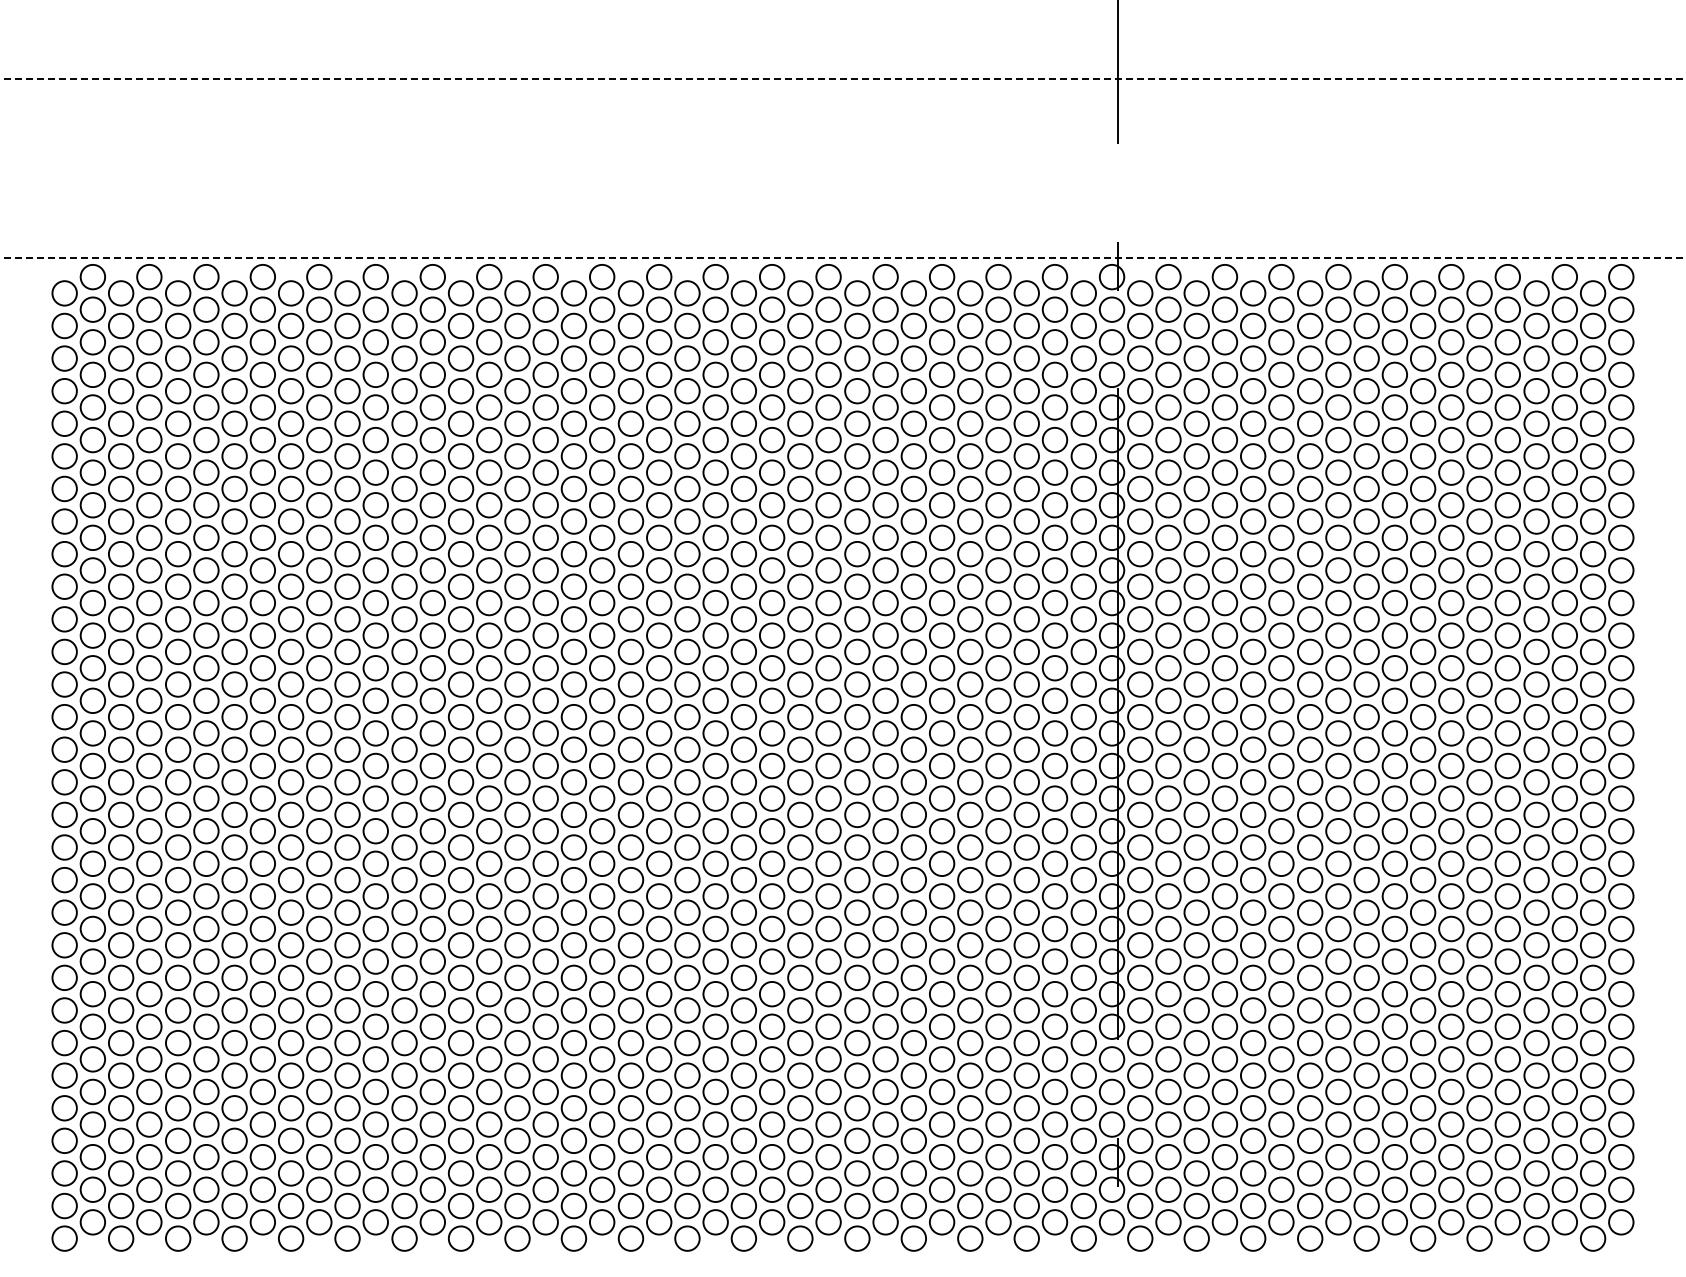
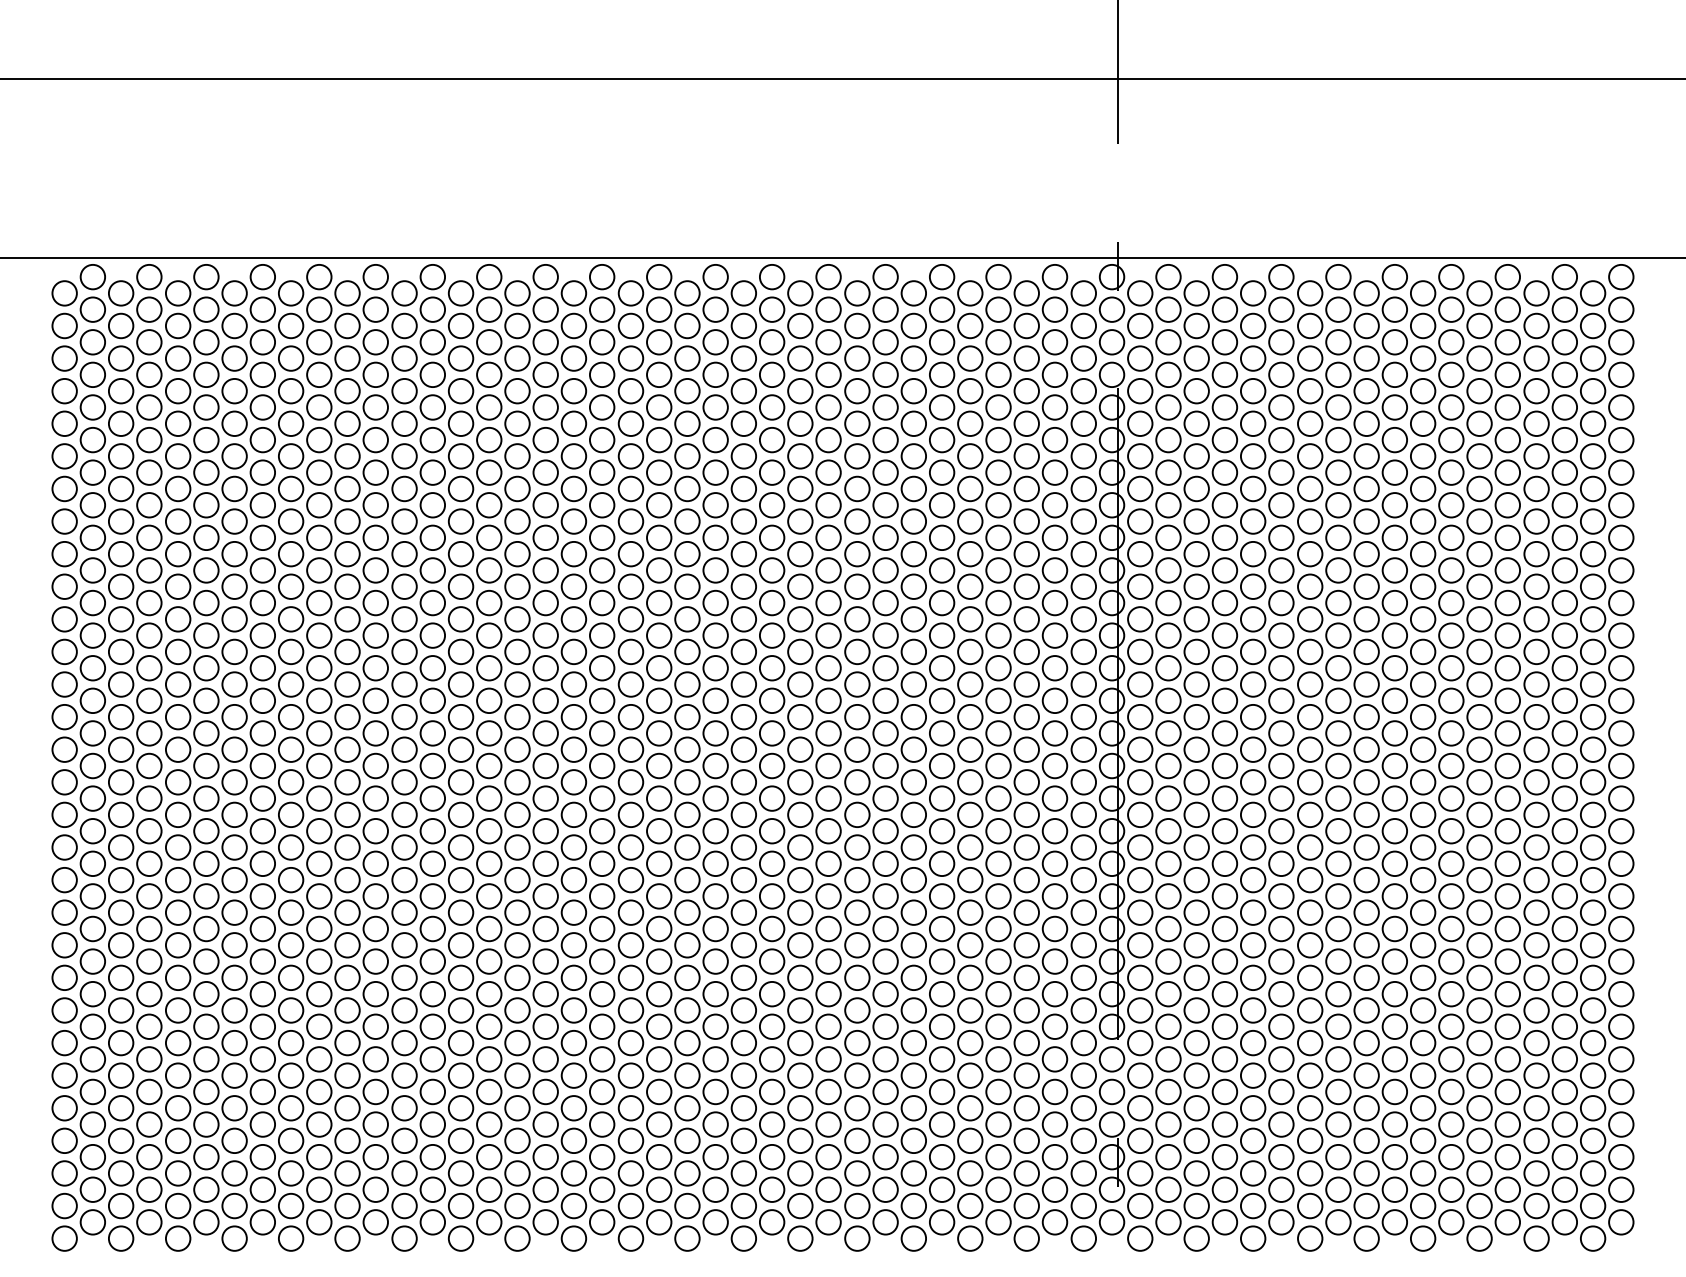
line: dashed -> solid (842, 79)
line: dashed -> solid (842, 258)
